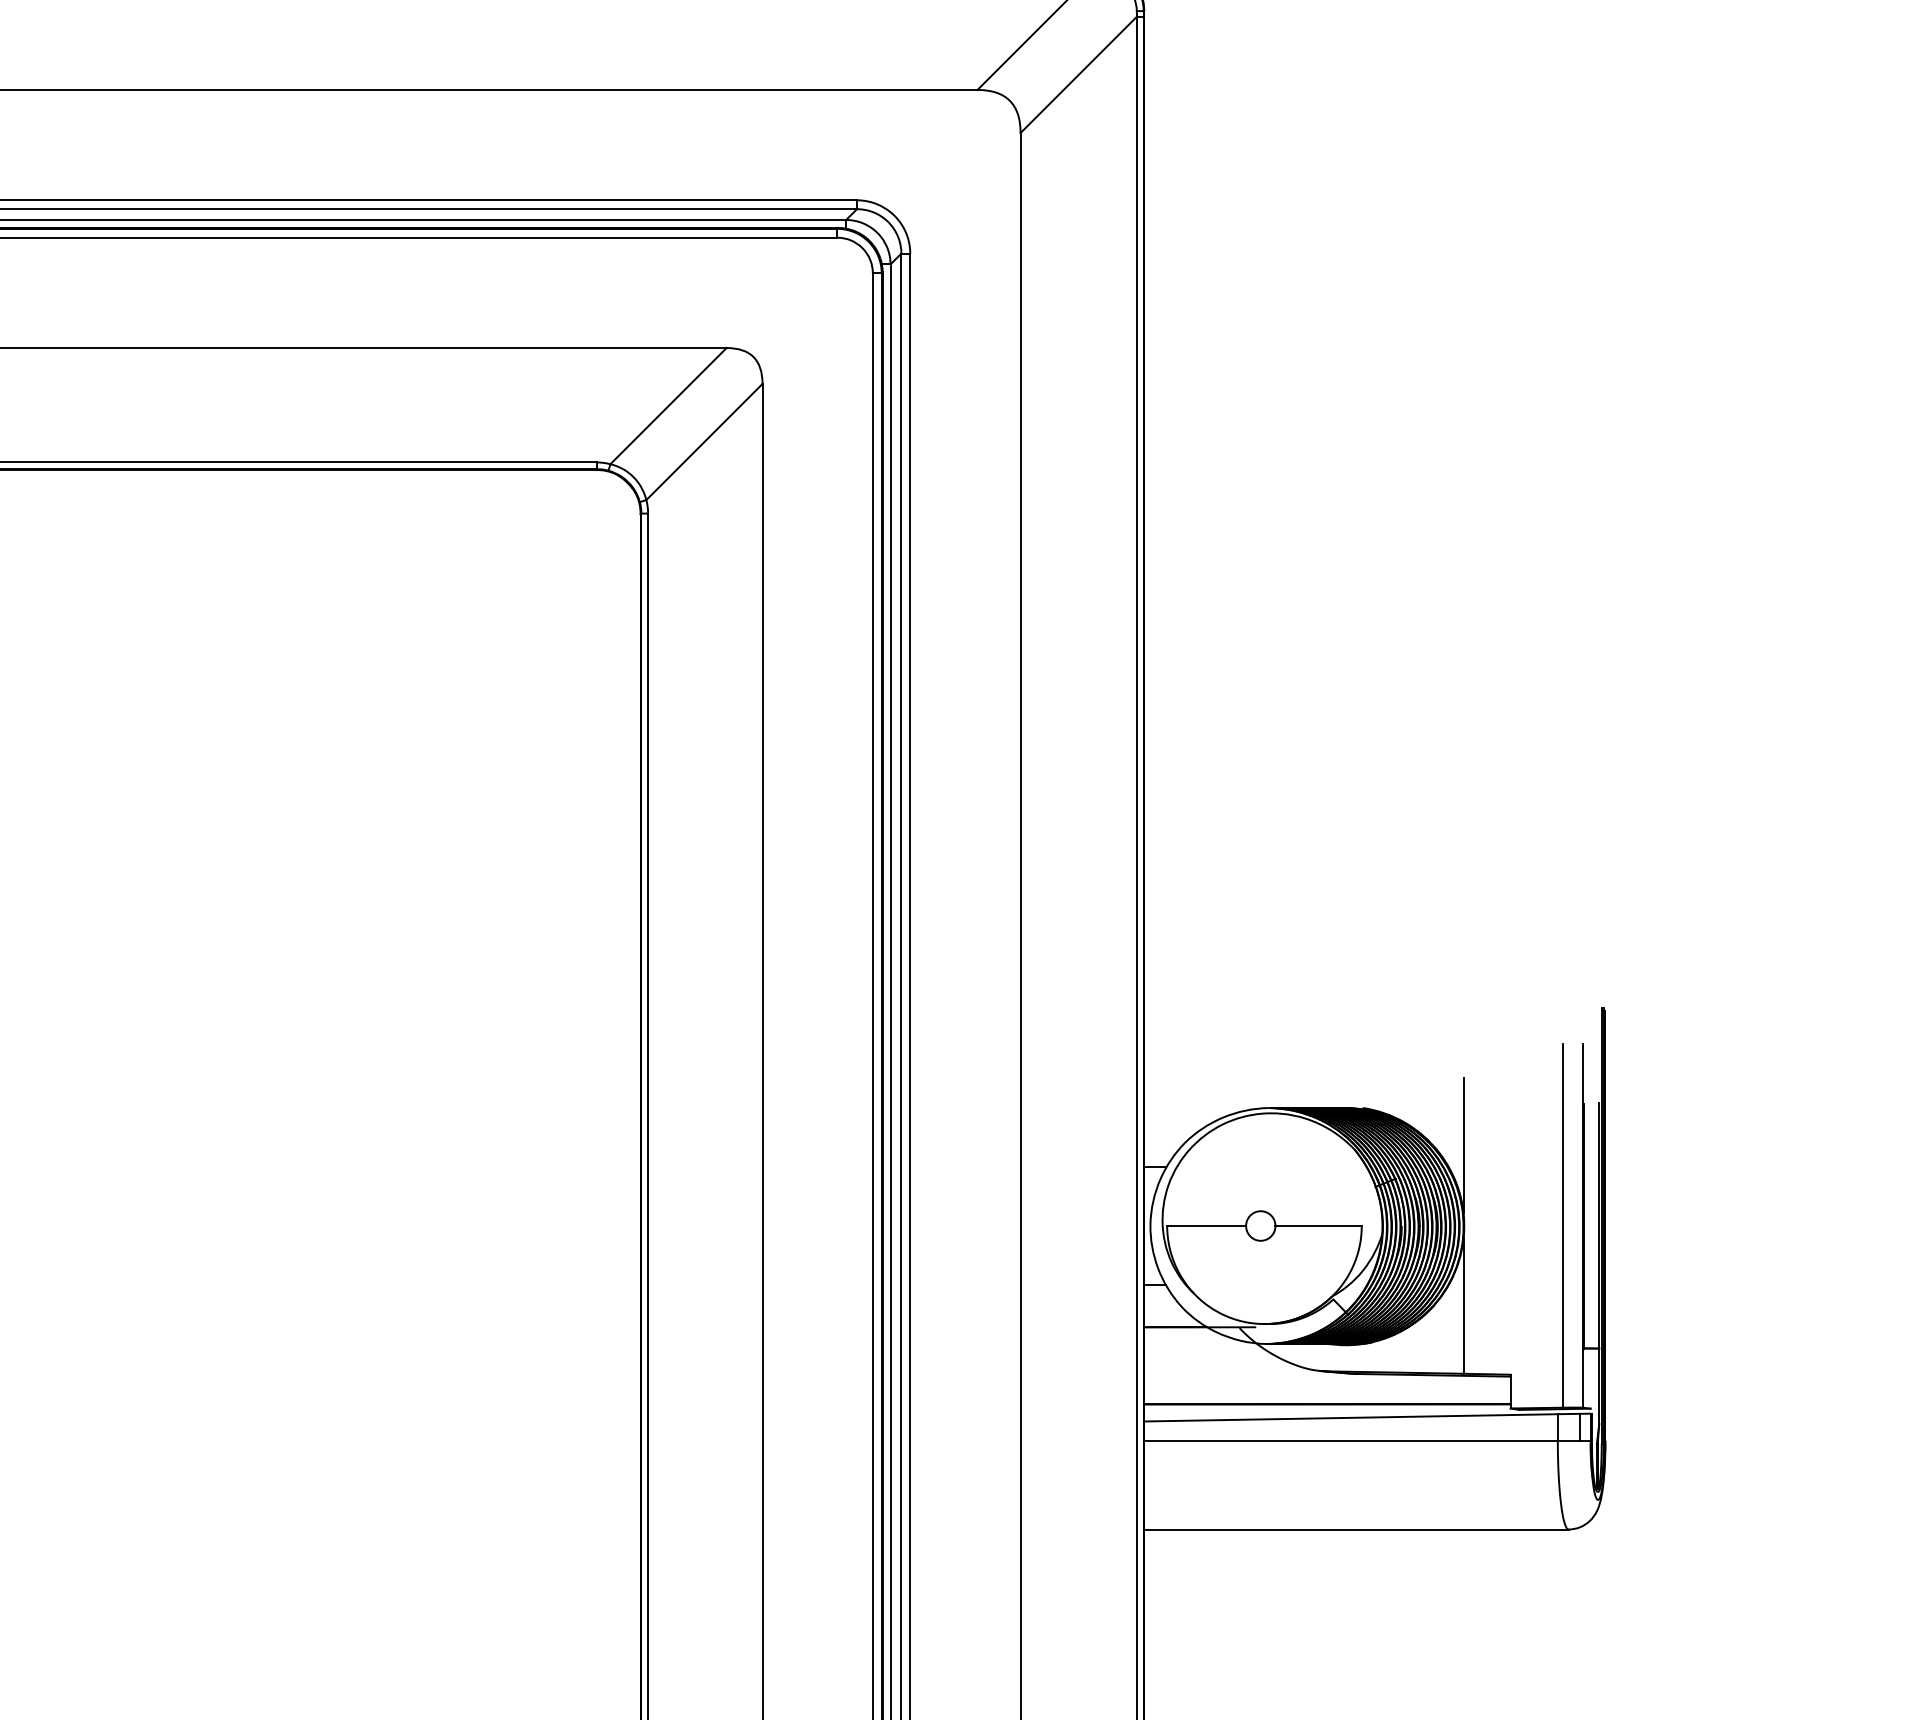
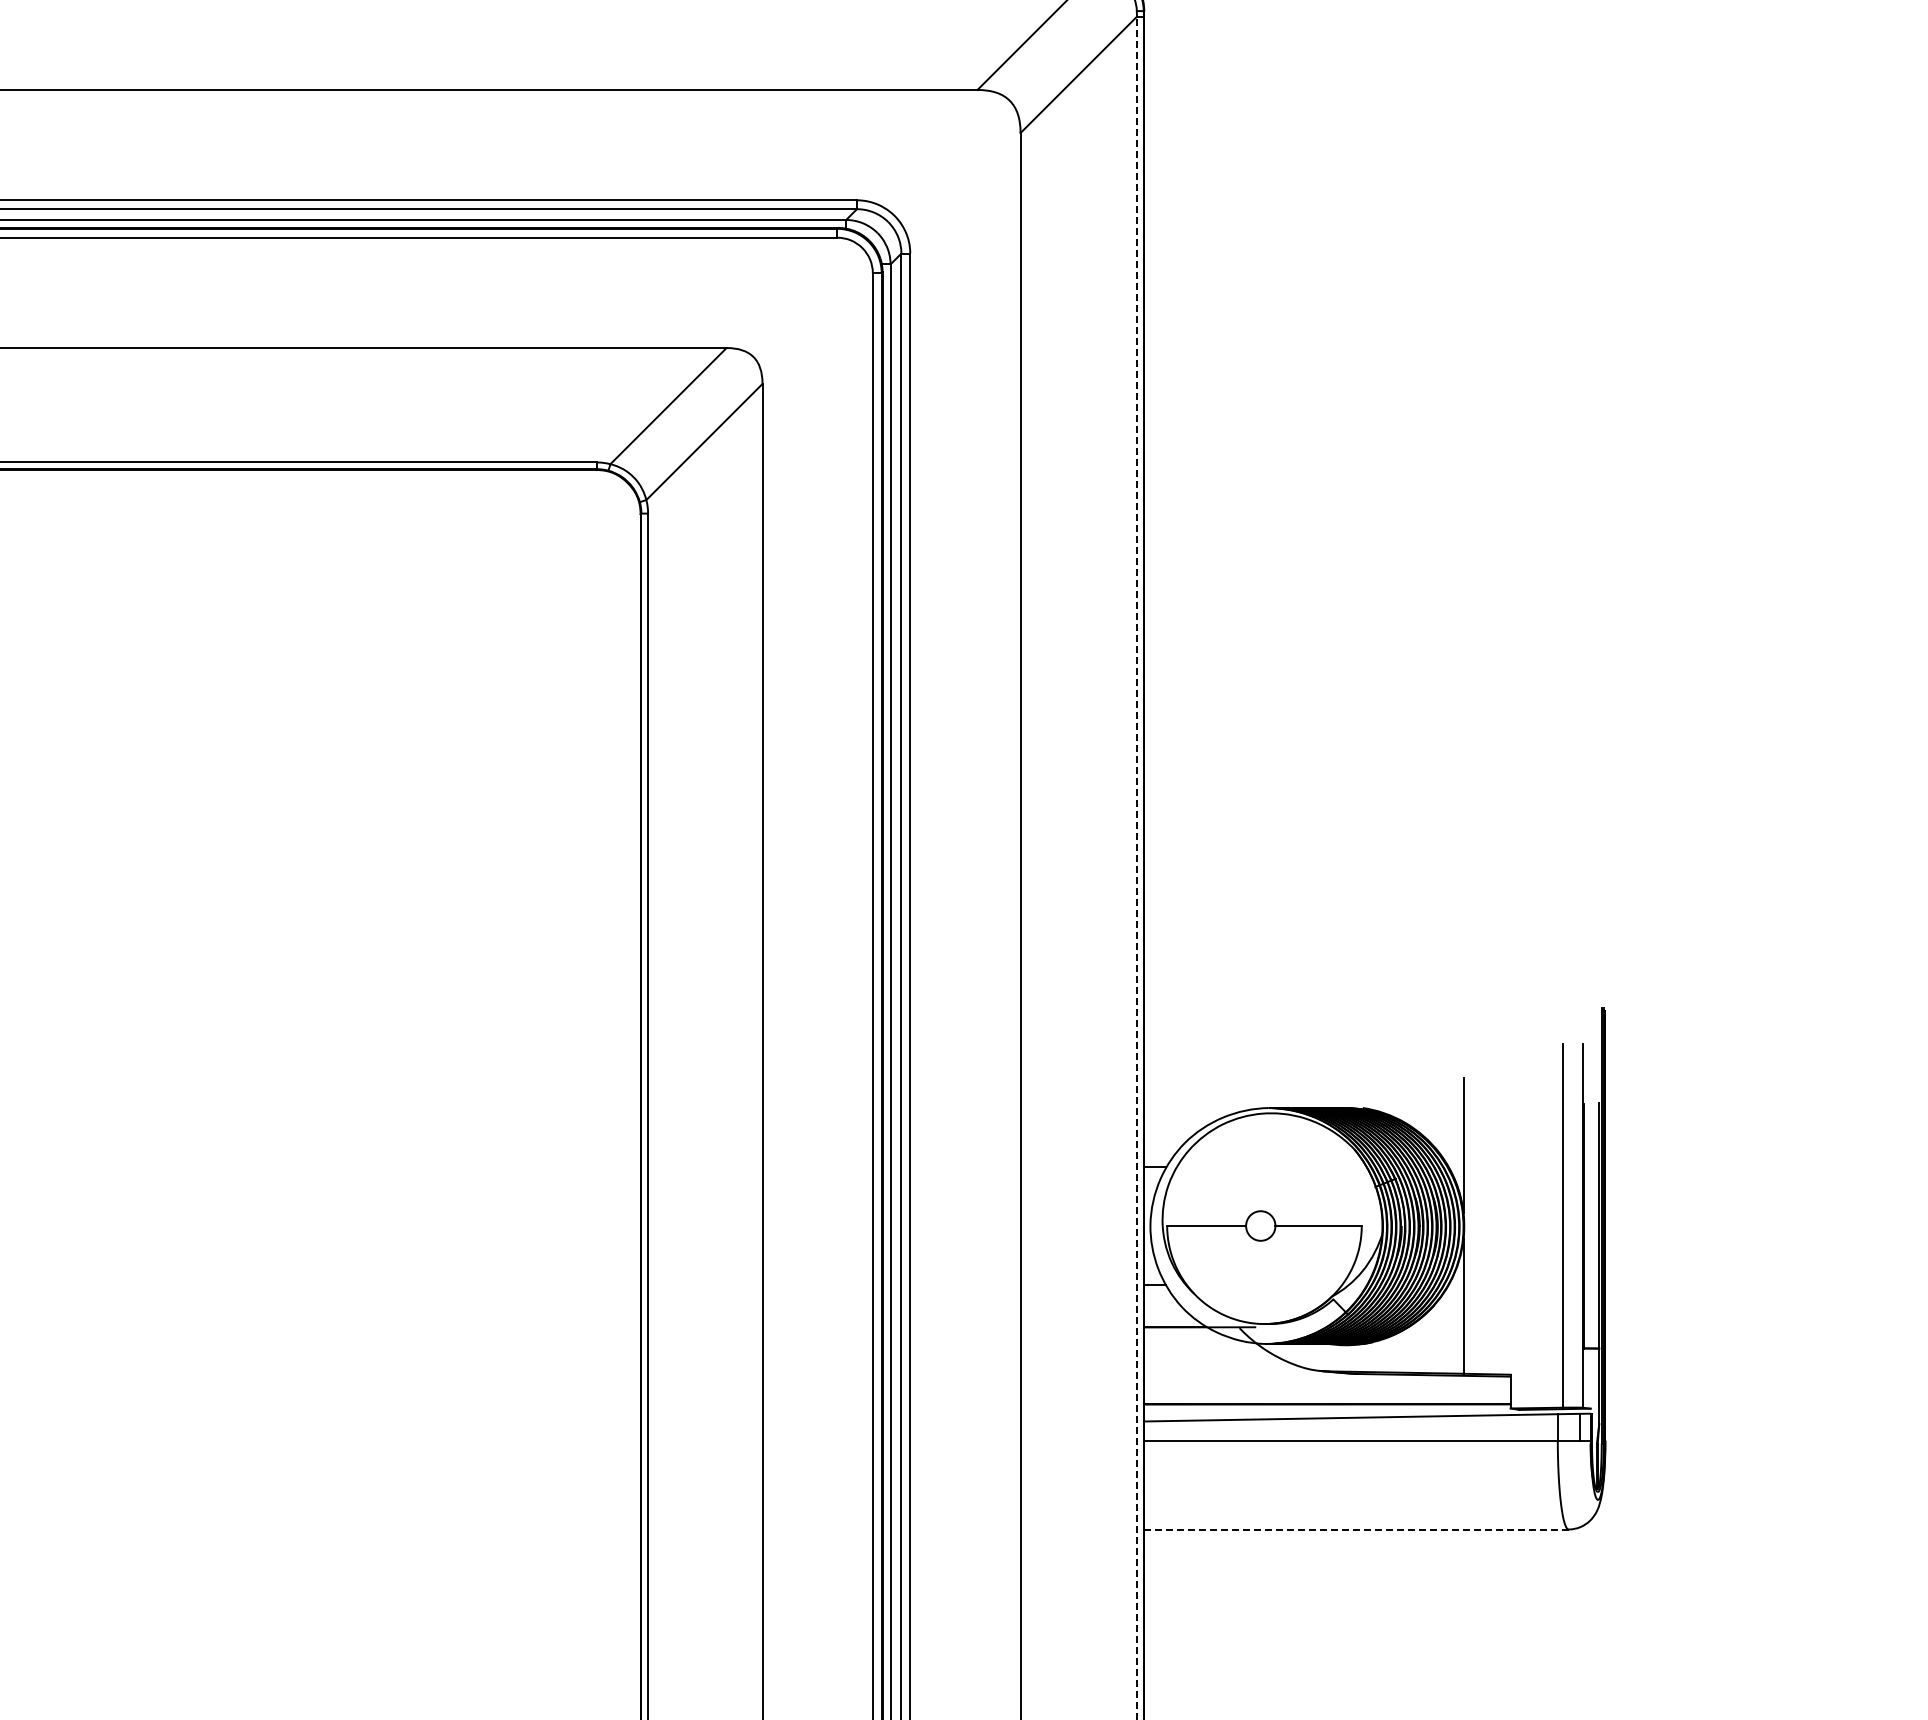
line: solid -> dashed (1137, 867)
line: solid -> dashed (1356, 1529)
